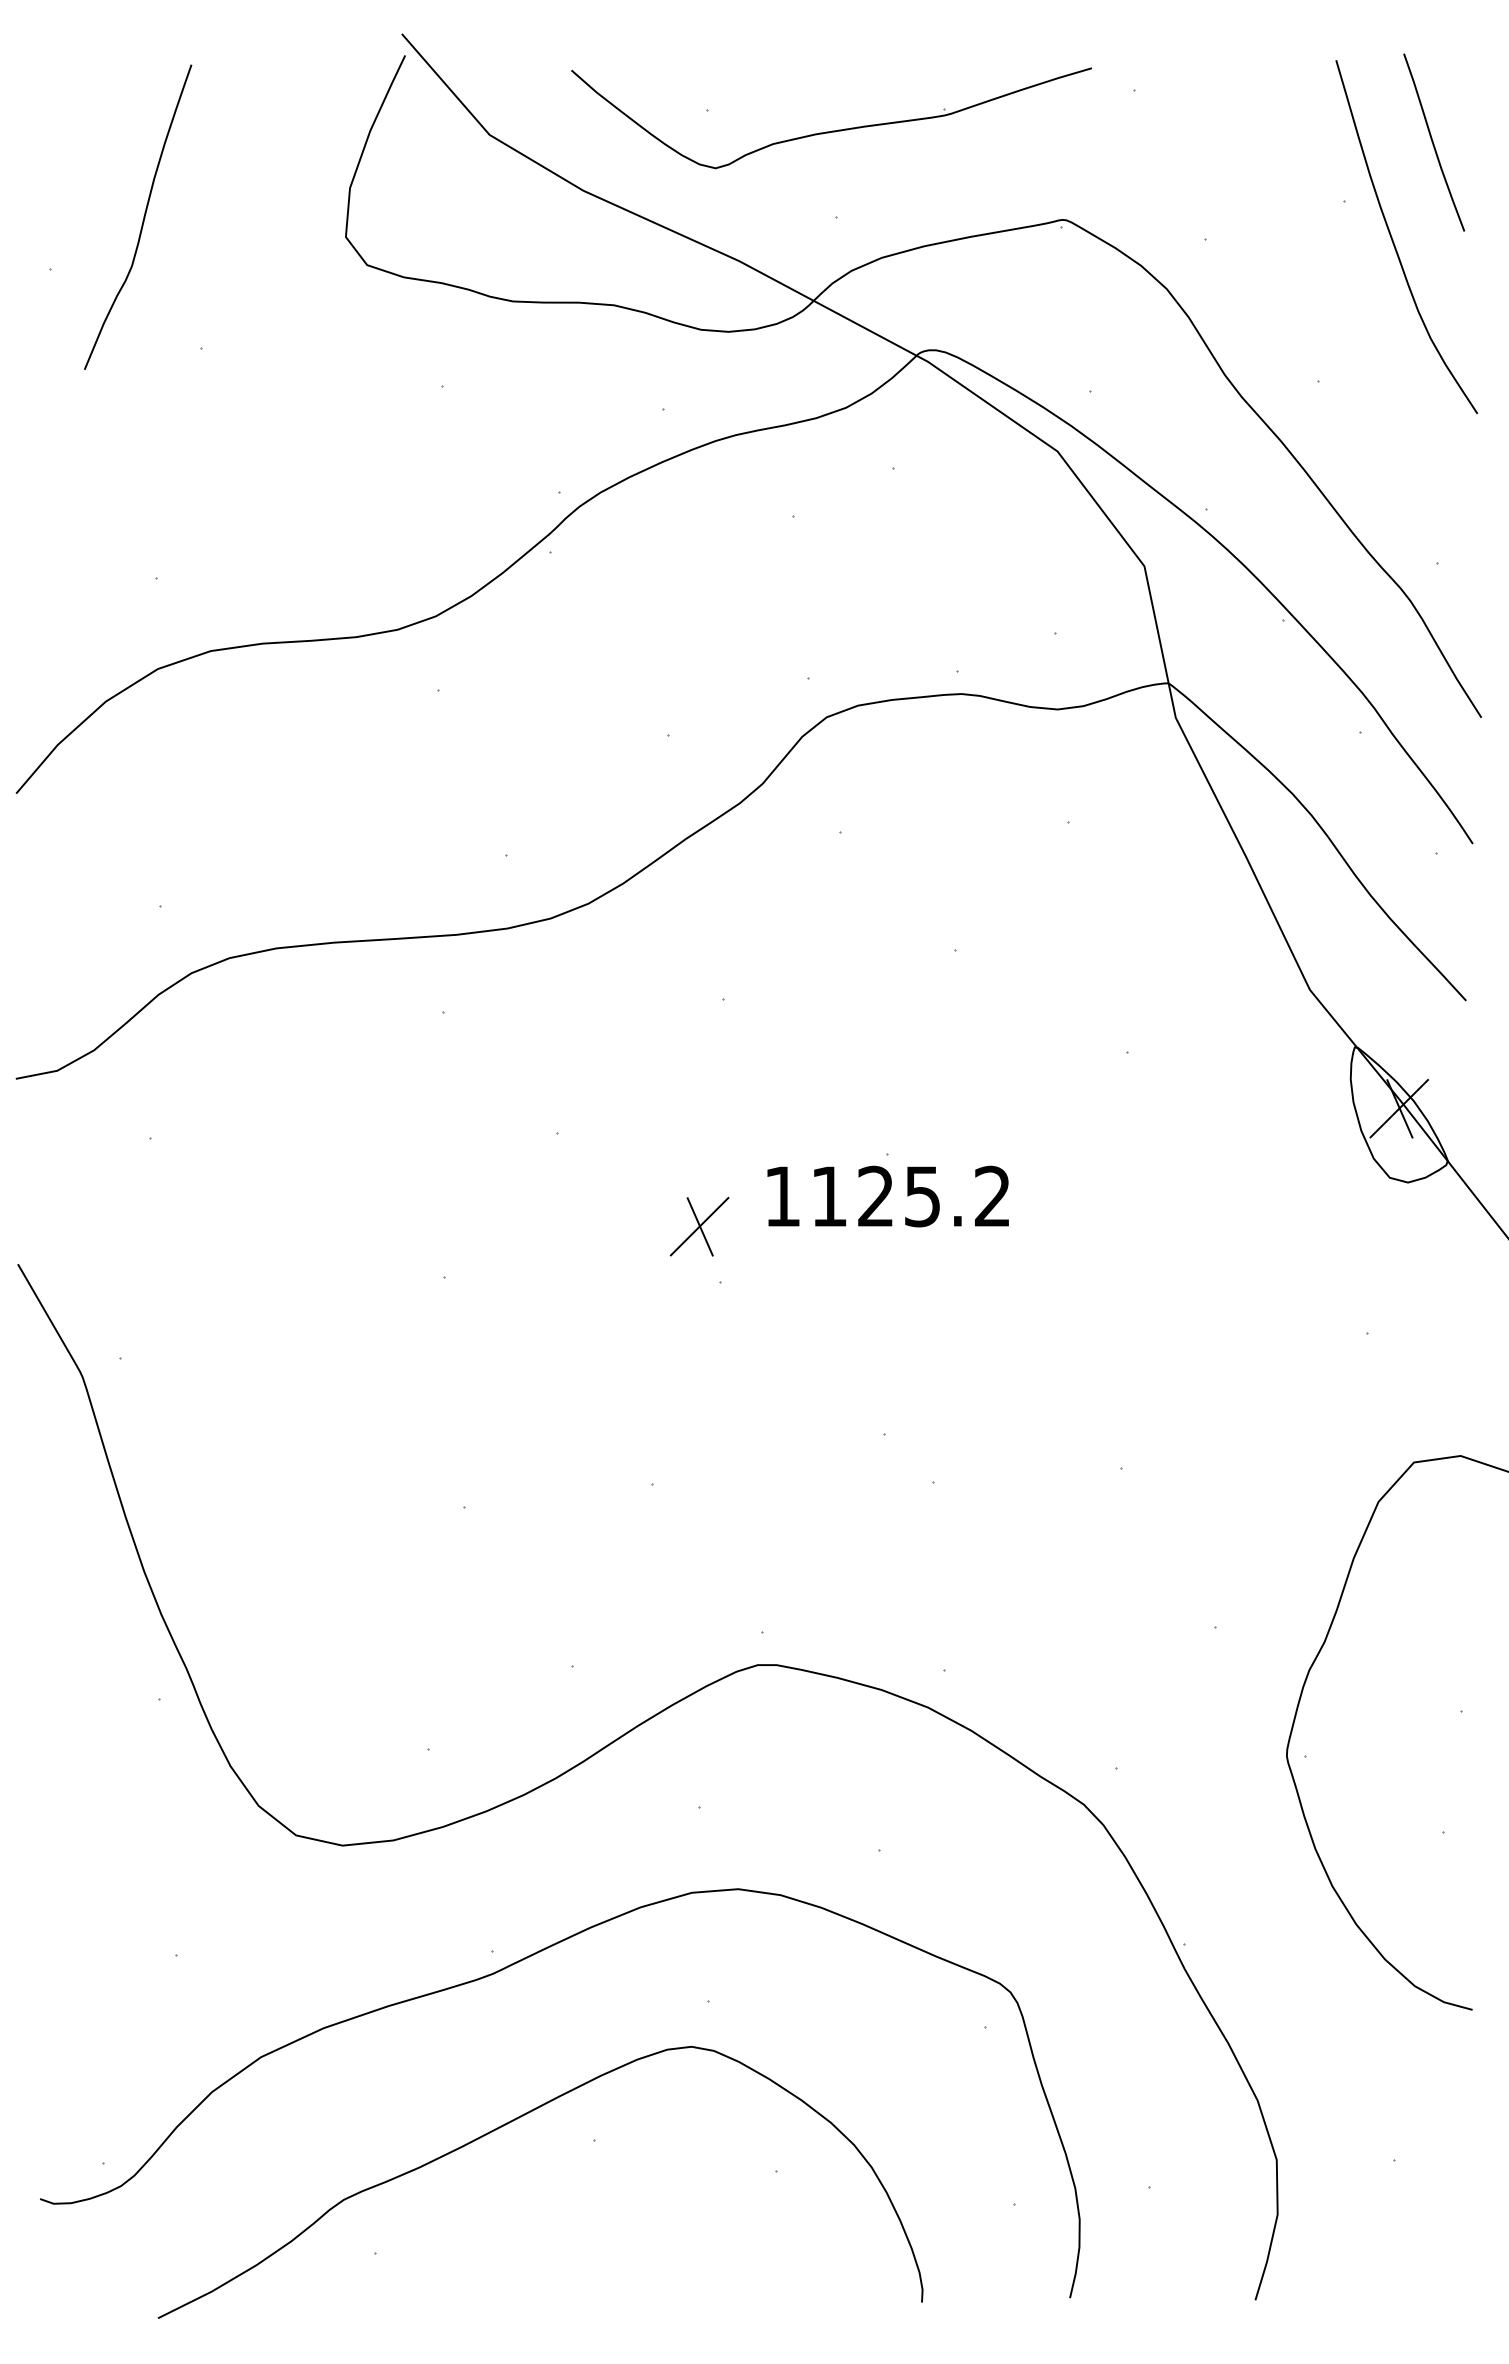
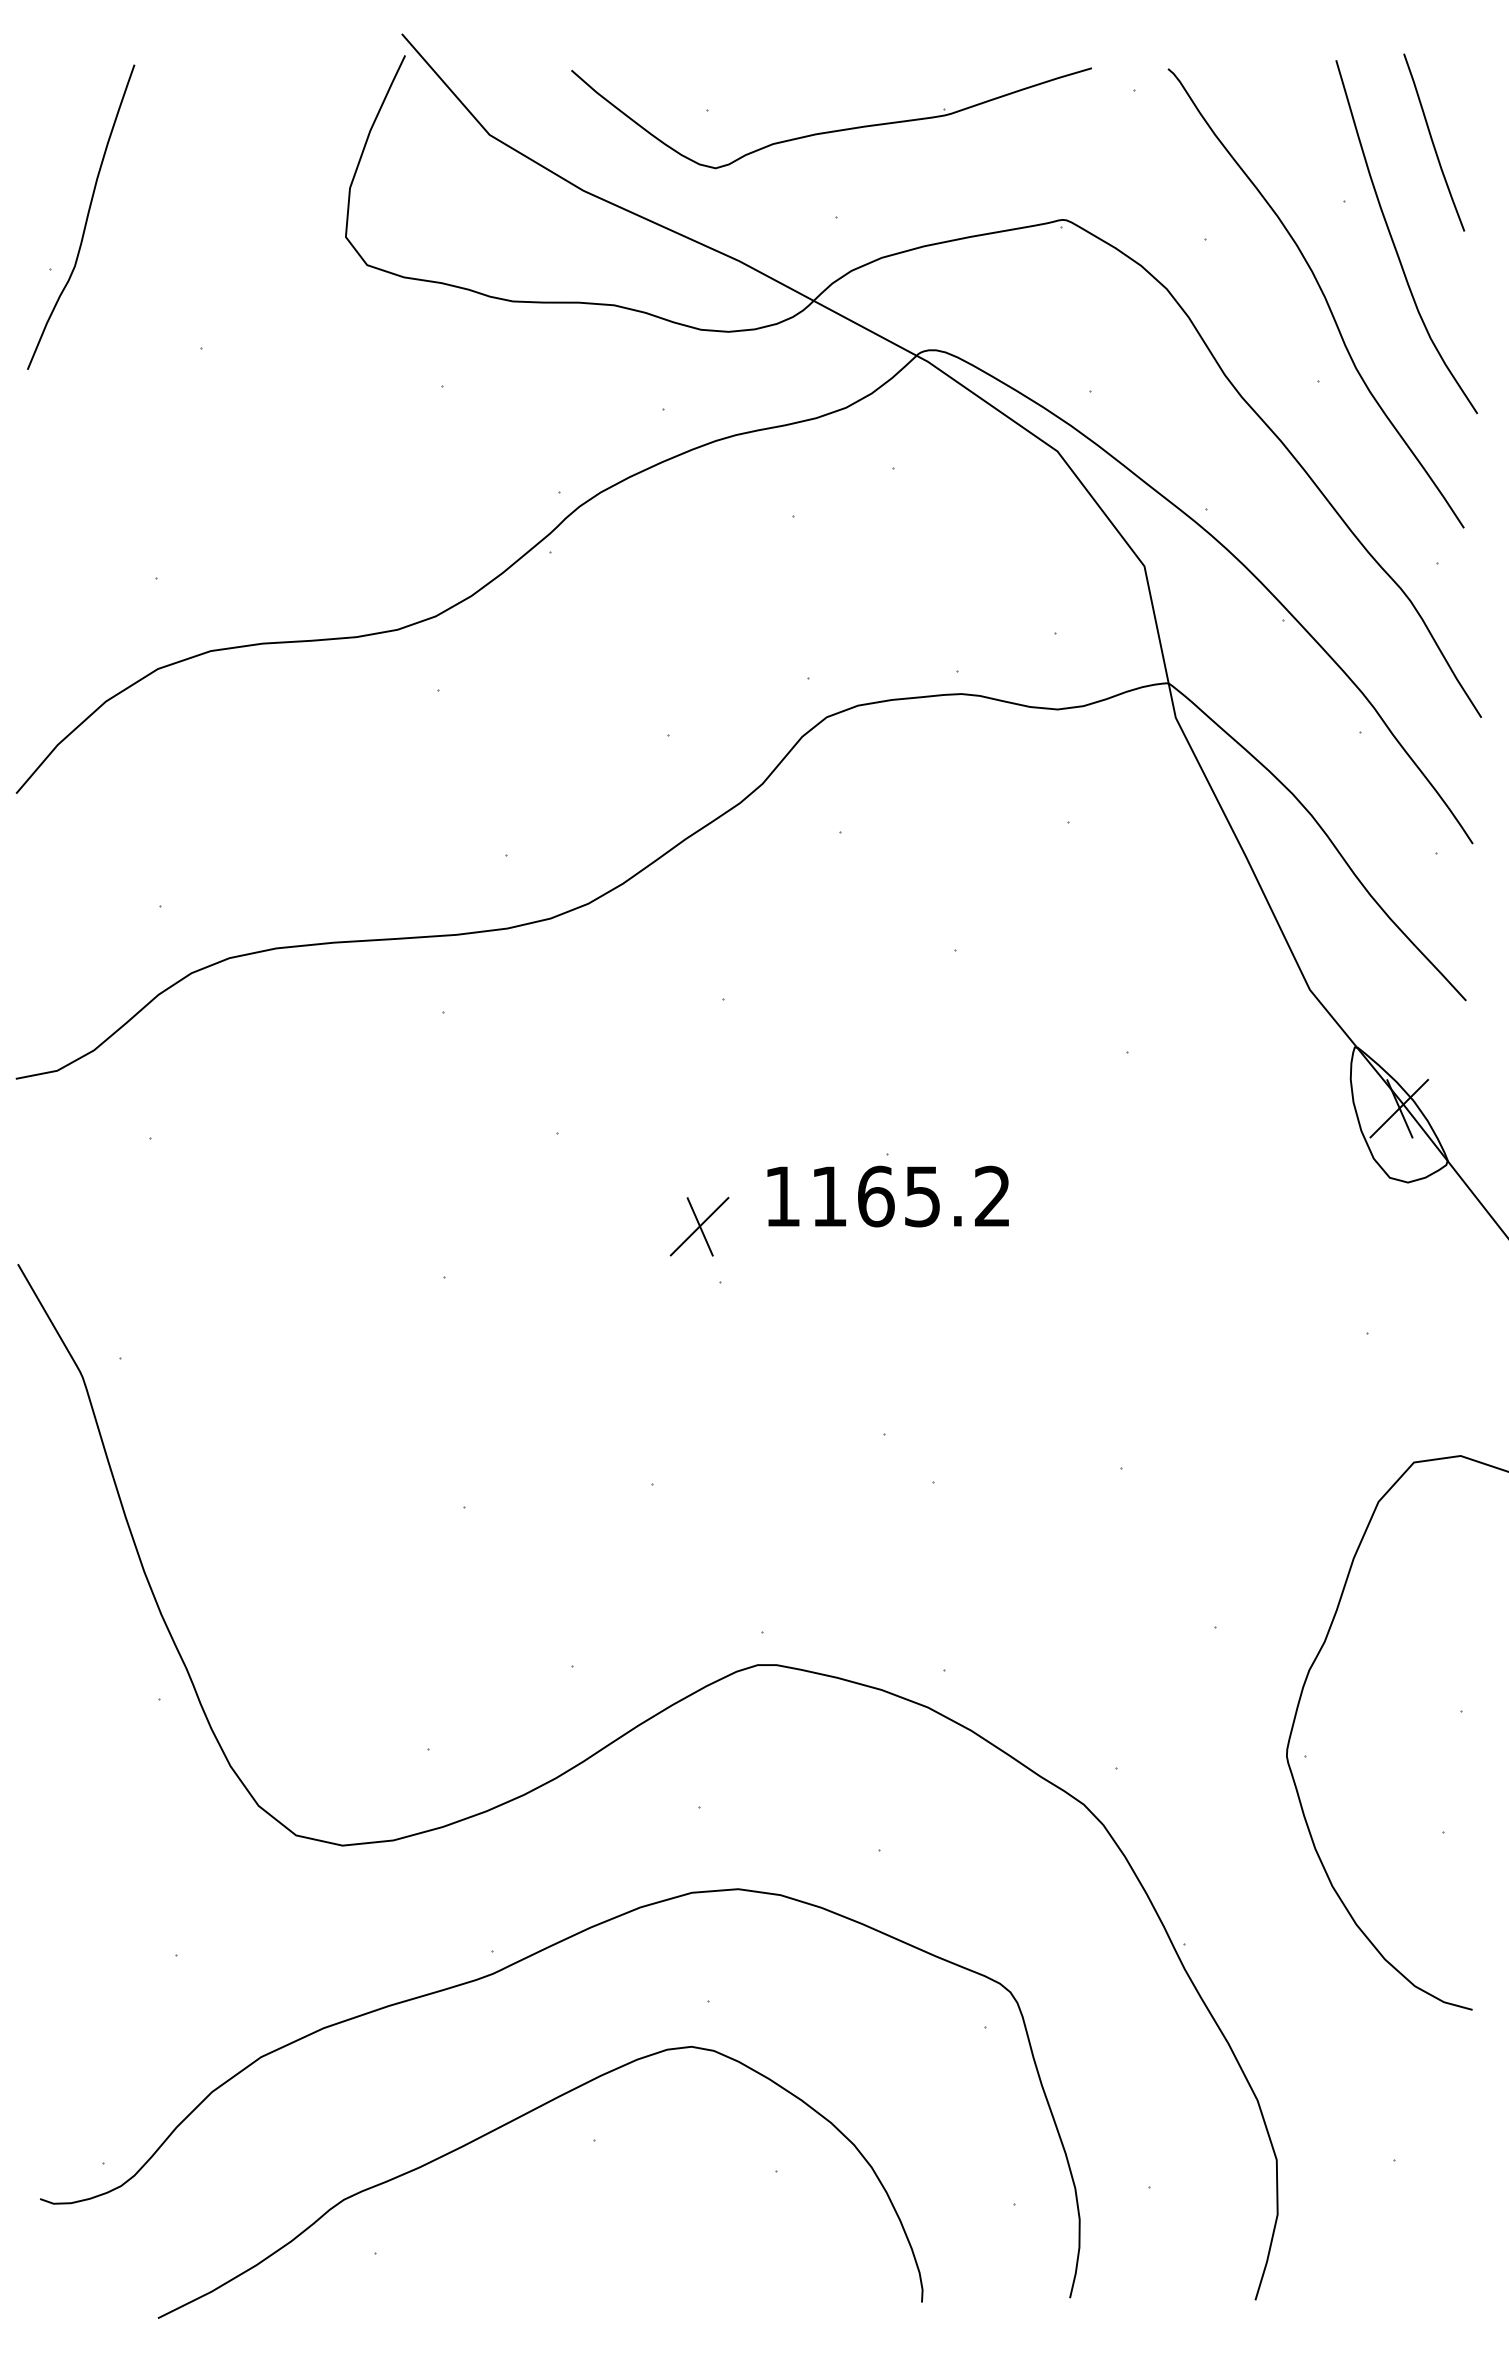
curve position: (143, 216) -> (86, 216) (86, 216)
curve: none -> present (1322, 294)
text: 1125.2 -> 1165.2 (876, 1196)
